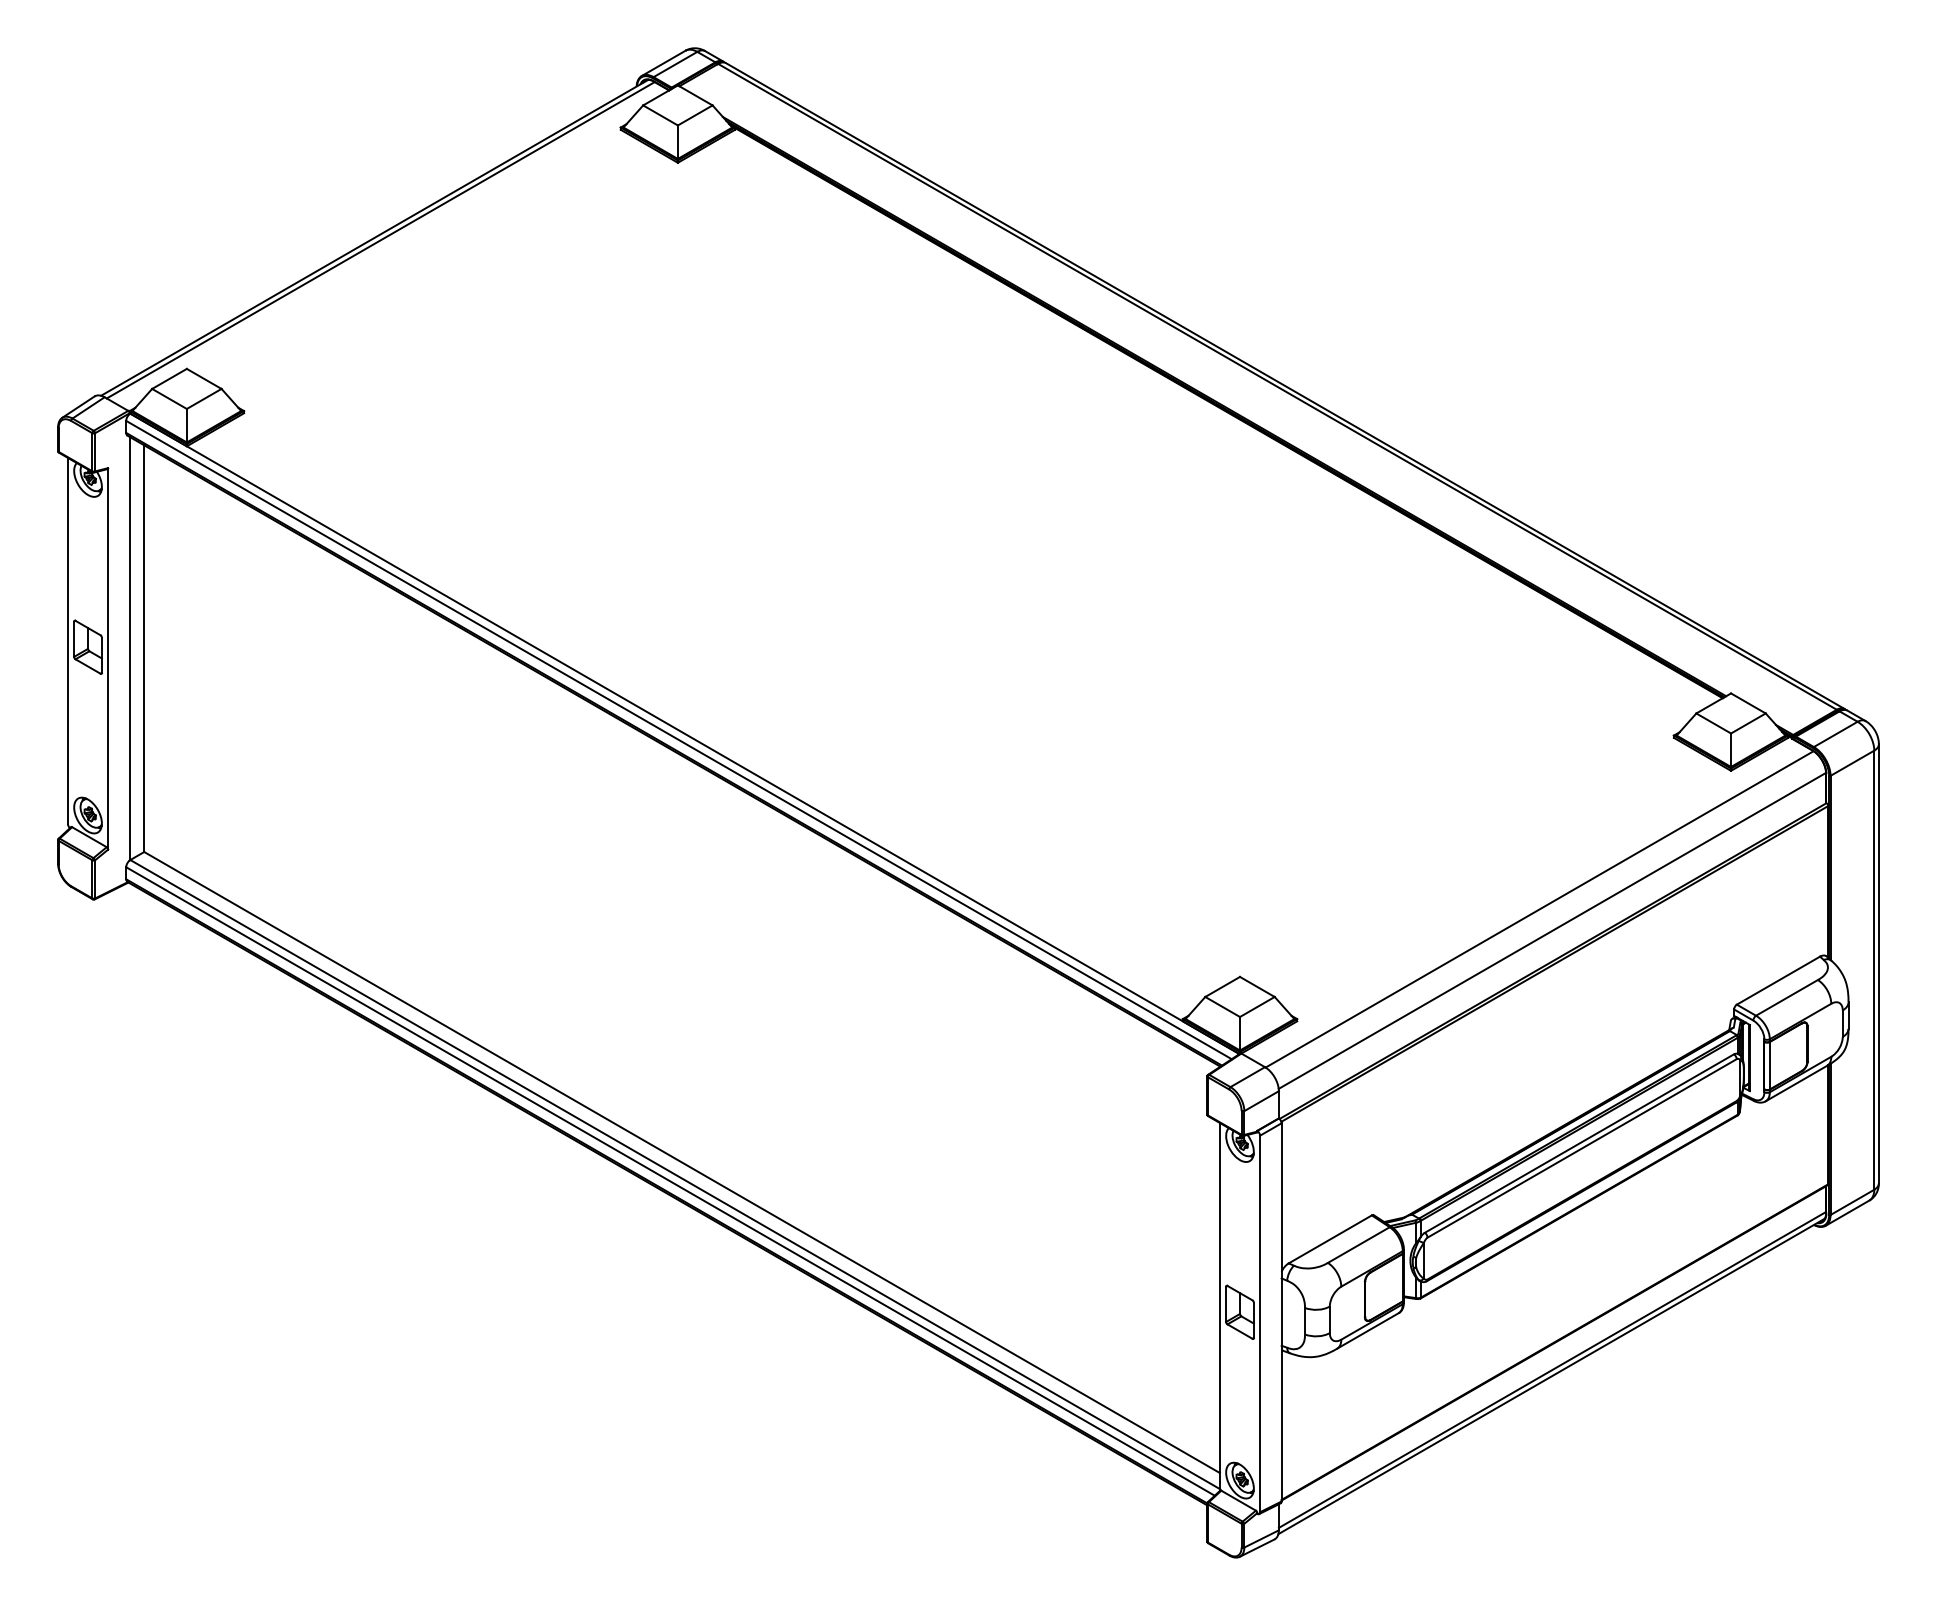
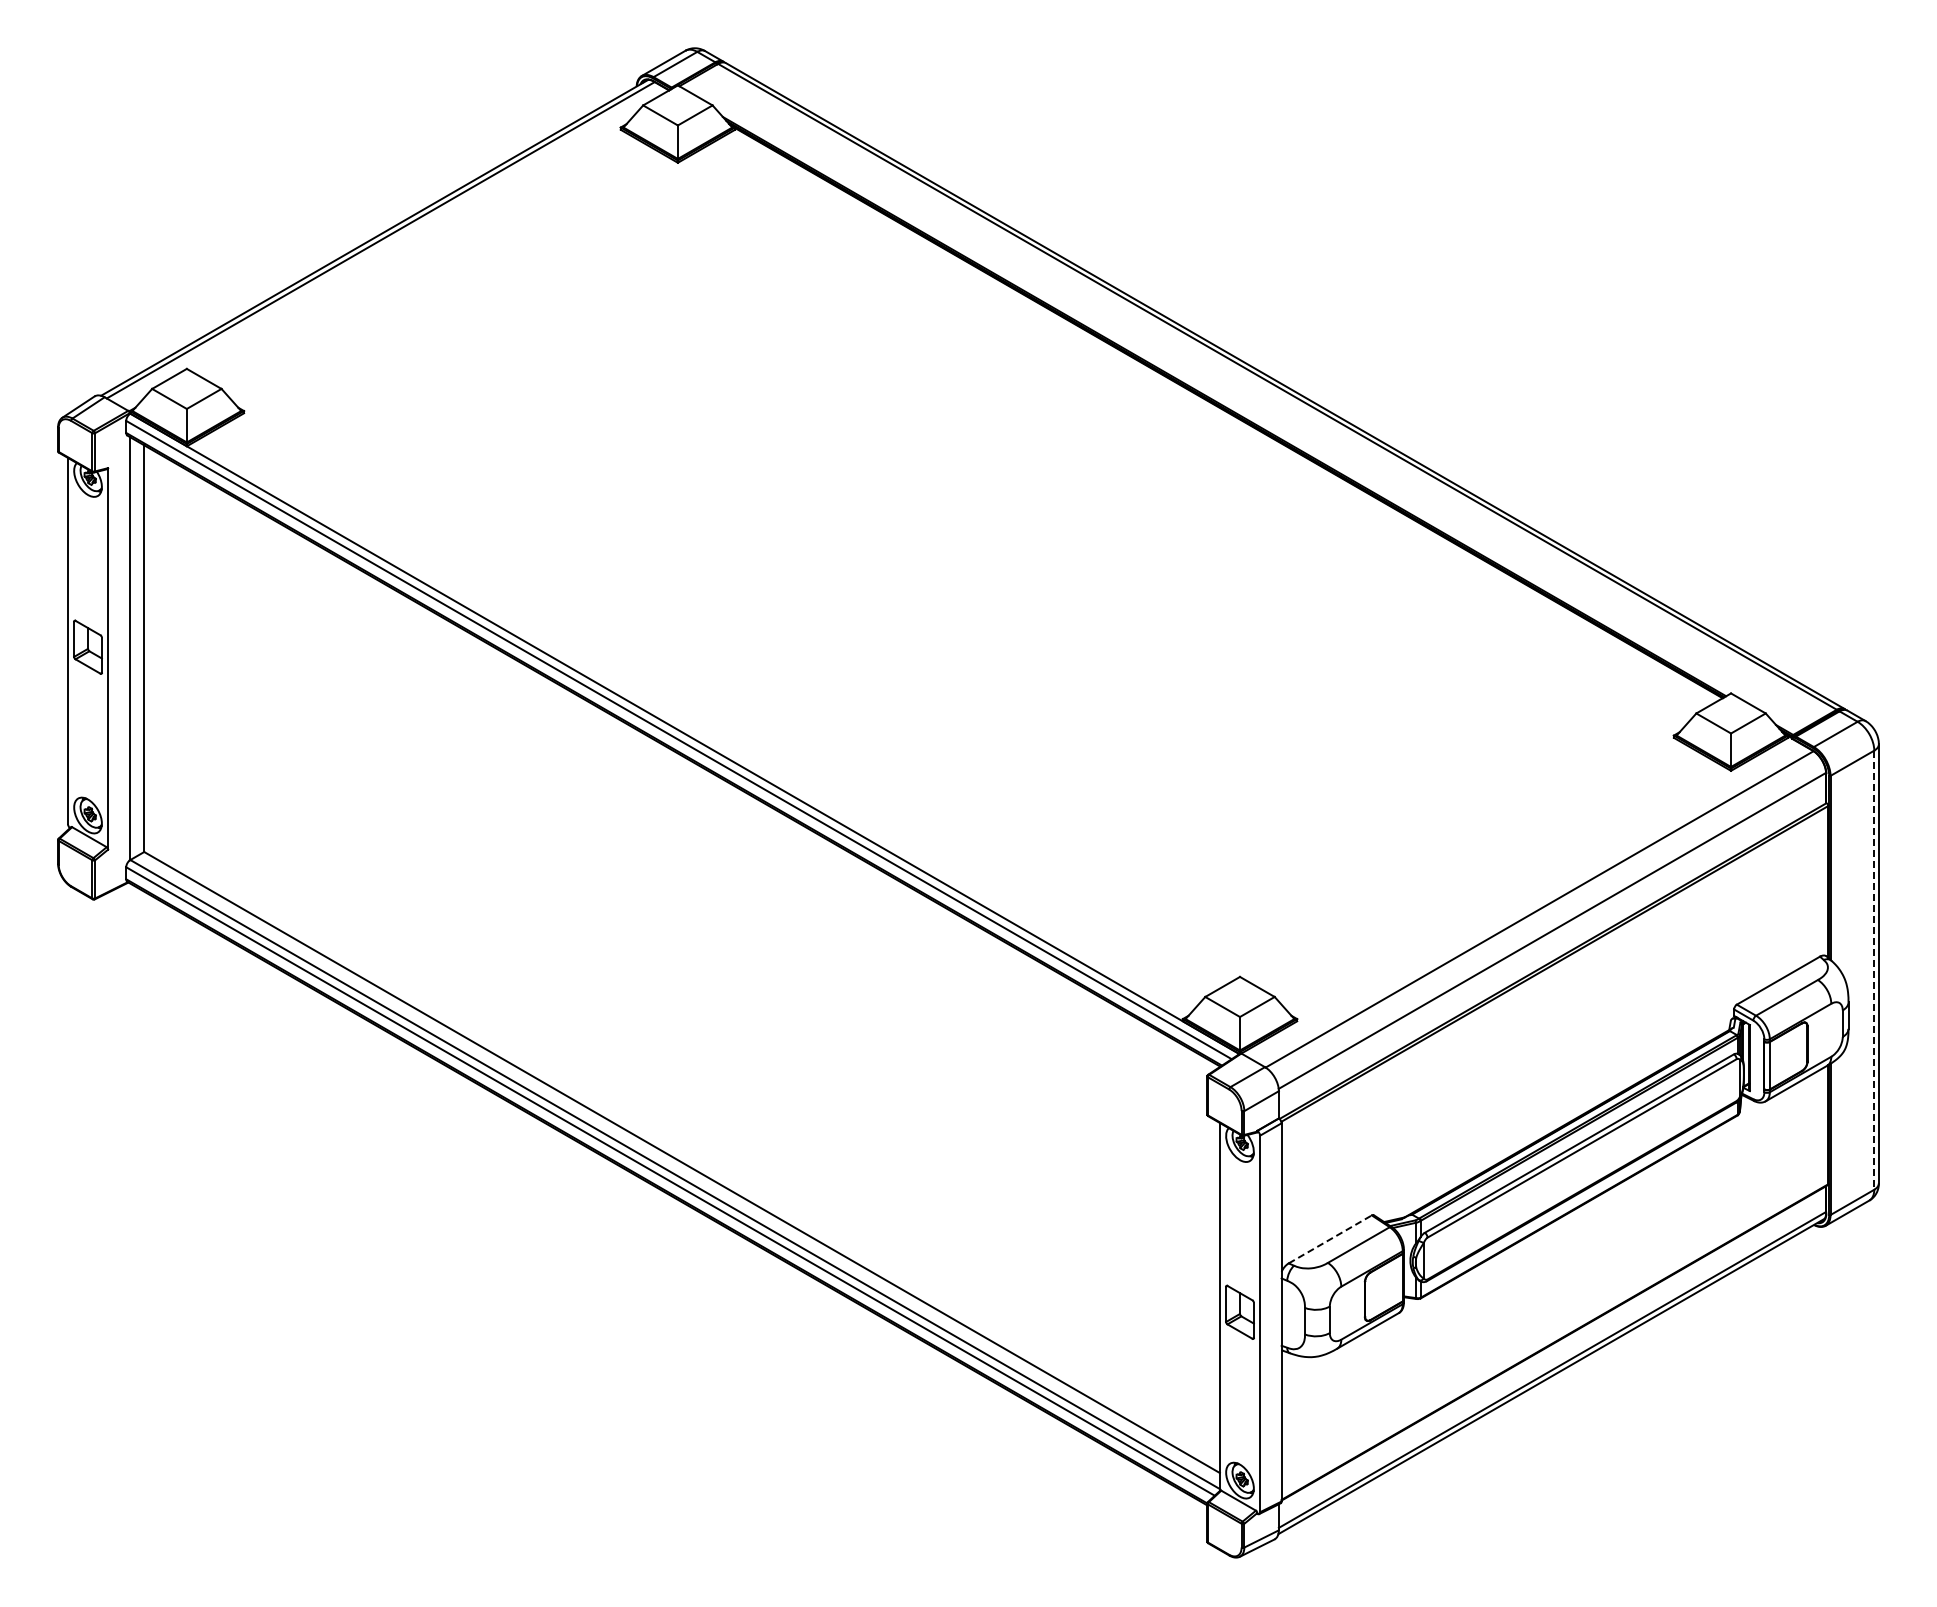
line: solid -> dashed (1874, 970)
line: solid -> dashed (1330, 1239)
